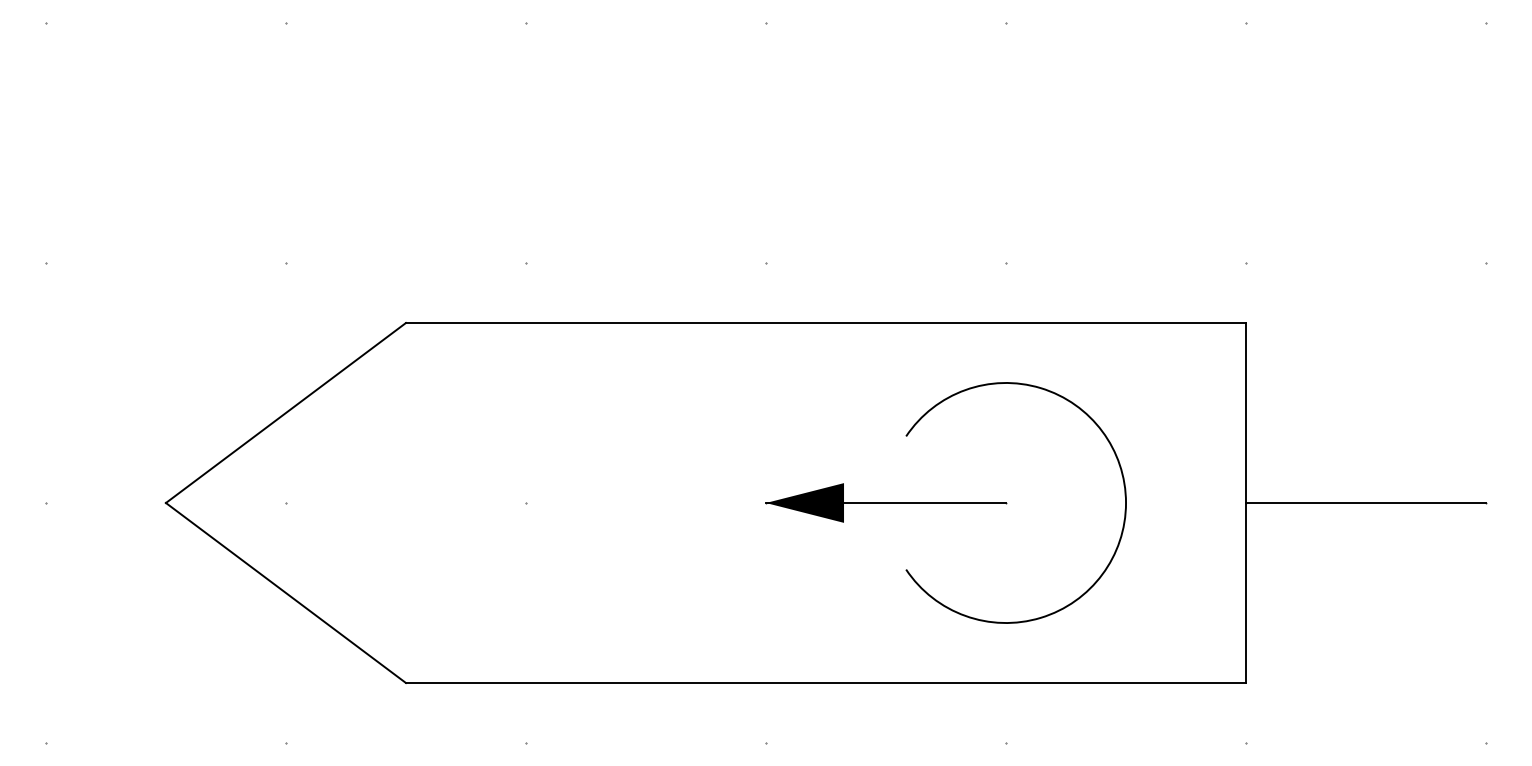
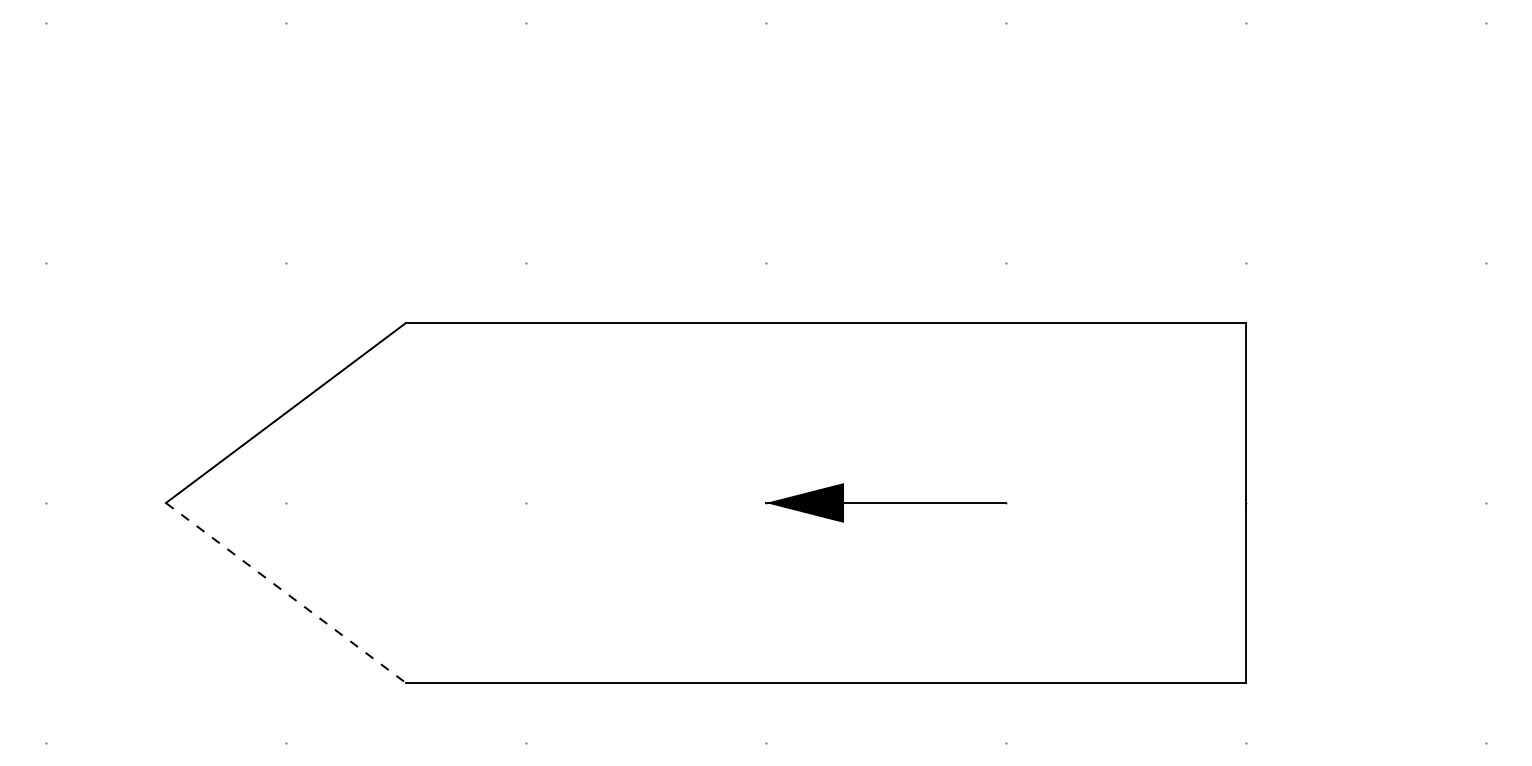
arc: present -> none (1124, 496)
line: present -> none (1366, 503)
line: solid -> dashed (286, 593)
